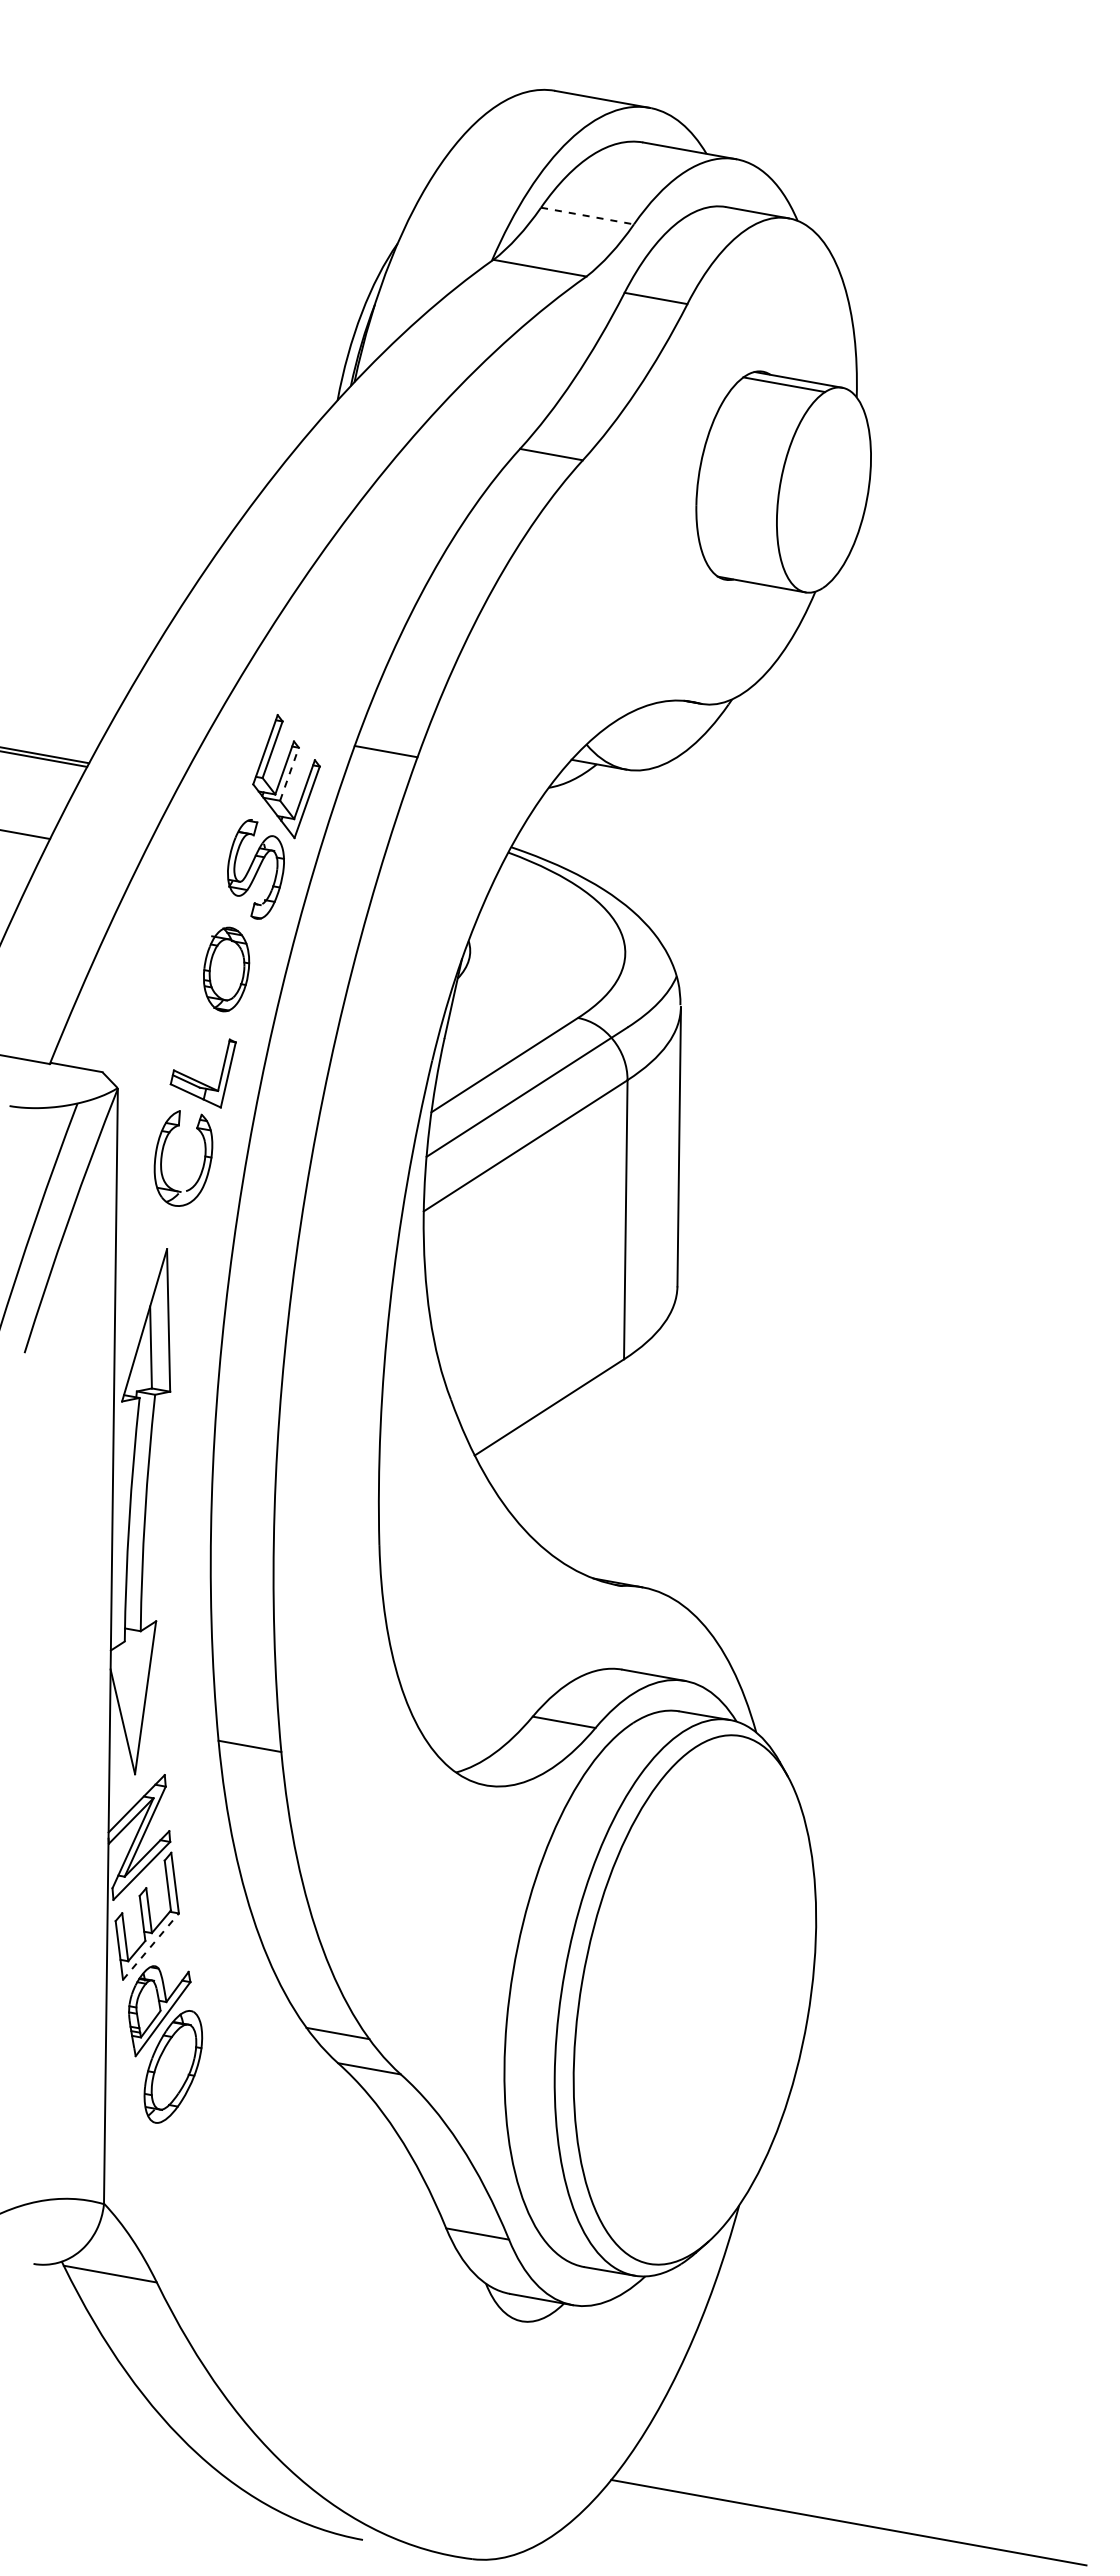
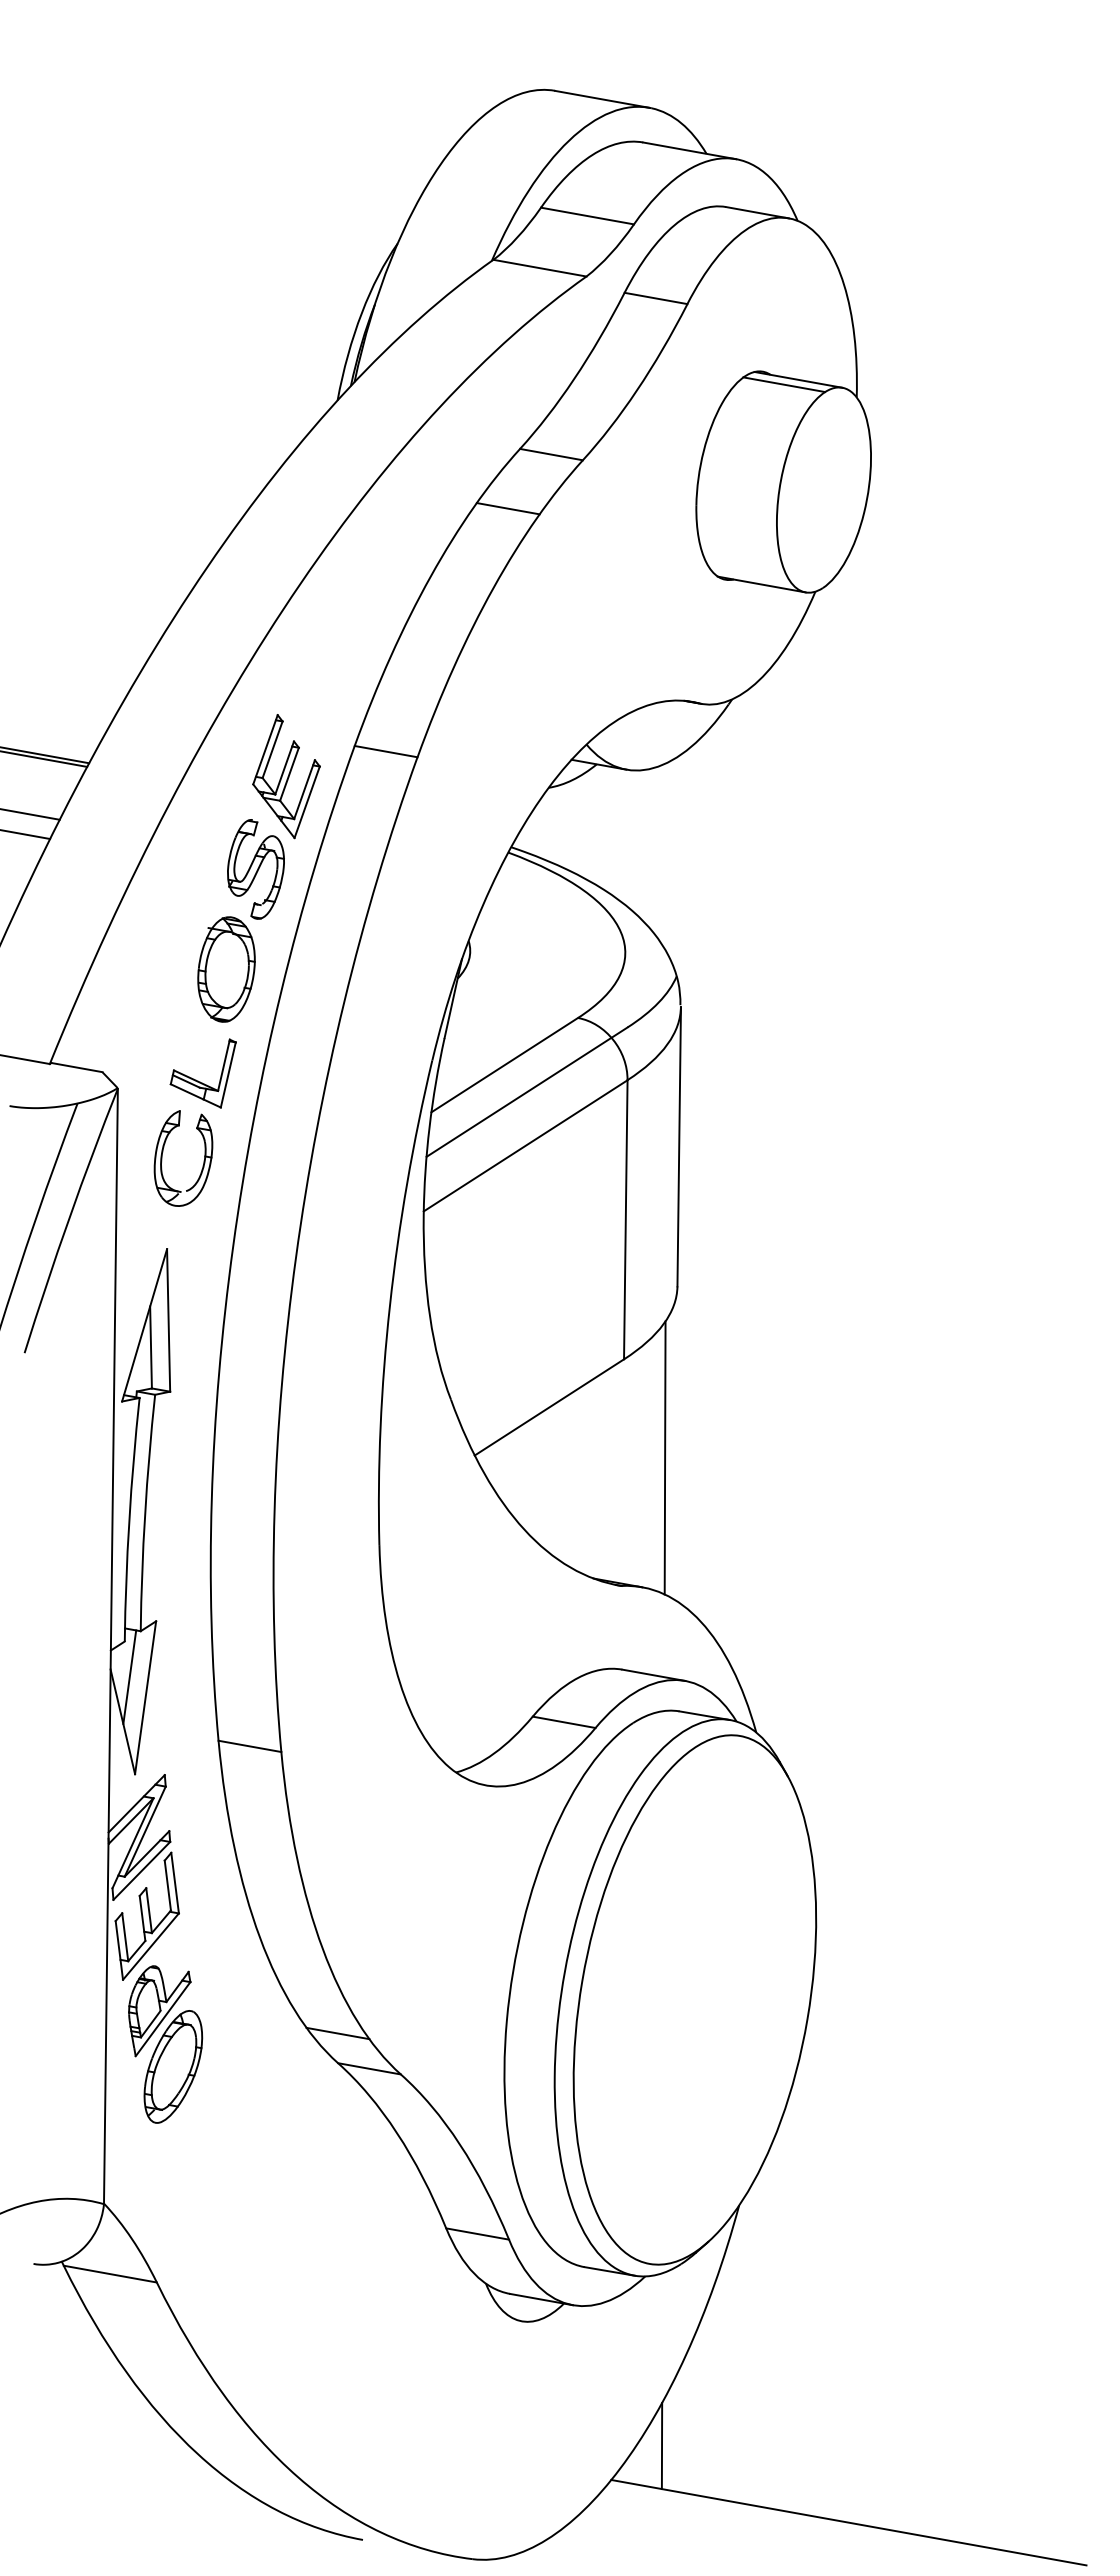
line: dashed -> solid (588, 216)
line: none -> present (507, 508)
line: dashed -> solid (289, 773)
line: none -> present (30, 814)
part size: 48x87 px -> 59x107 px (226, 969)
line: none -> present (664, 1457)
line: none -> present (129, 1676)
line: dashed -> solid (151, 1946)
line: none -> present (661, 2445)
